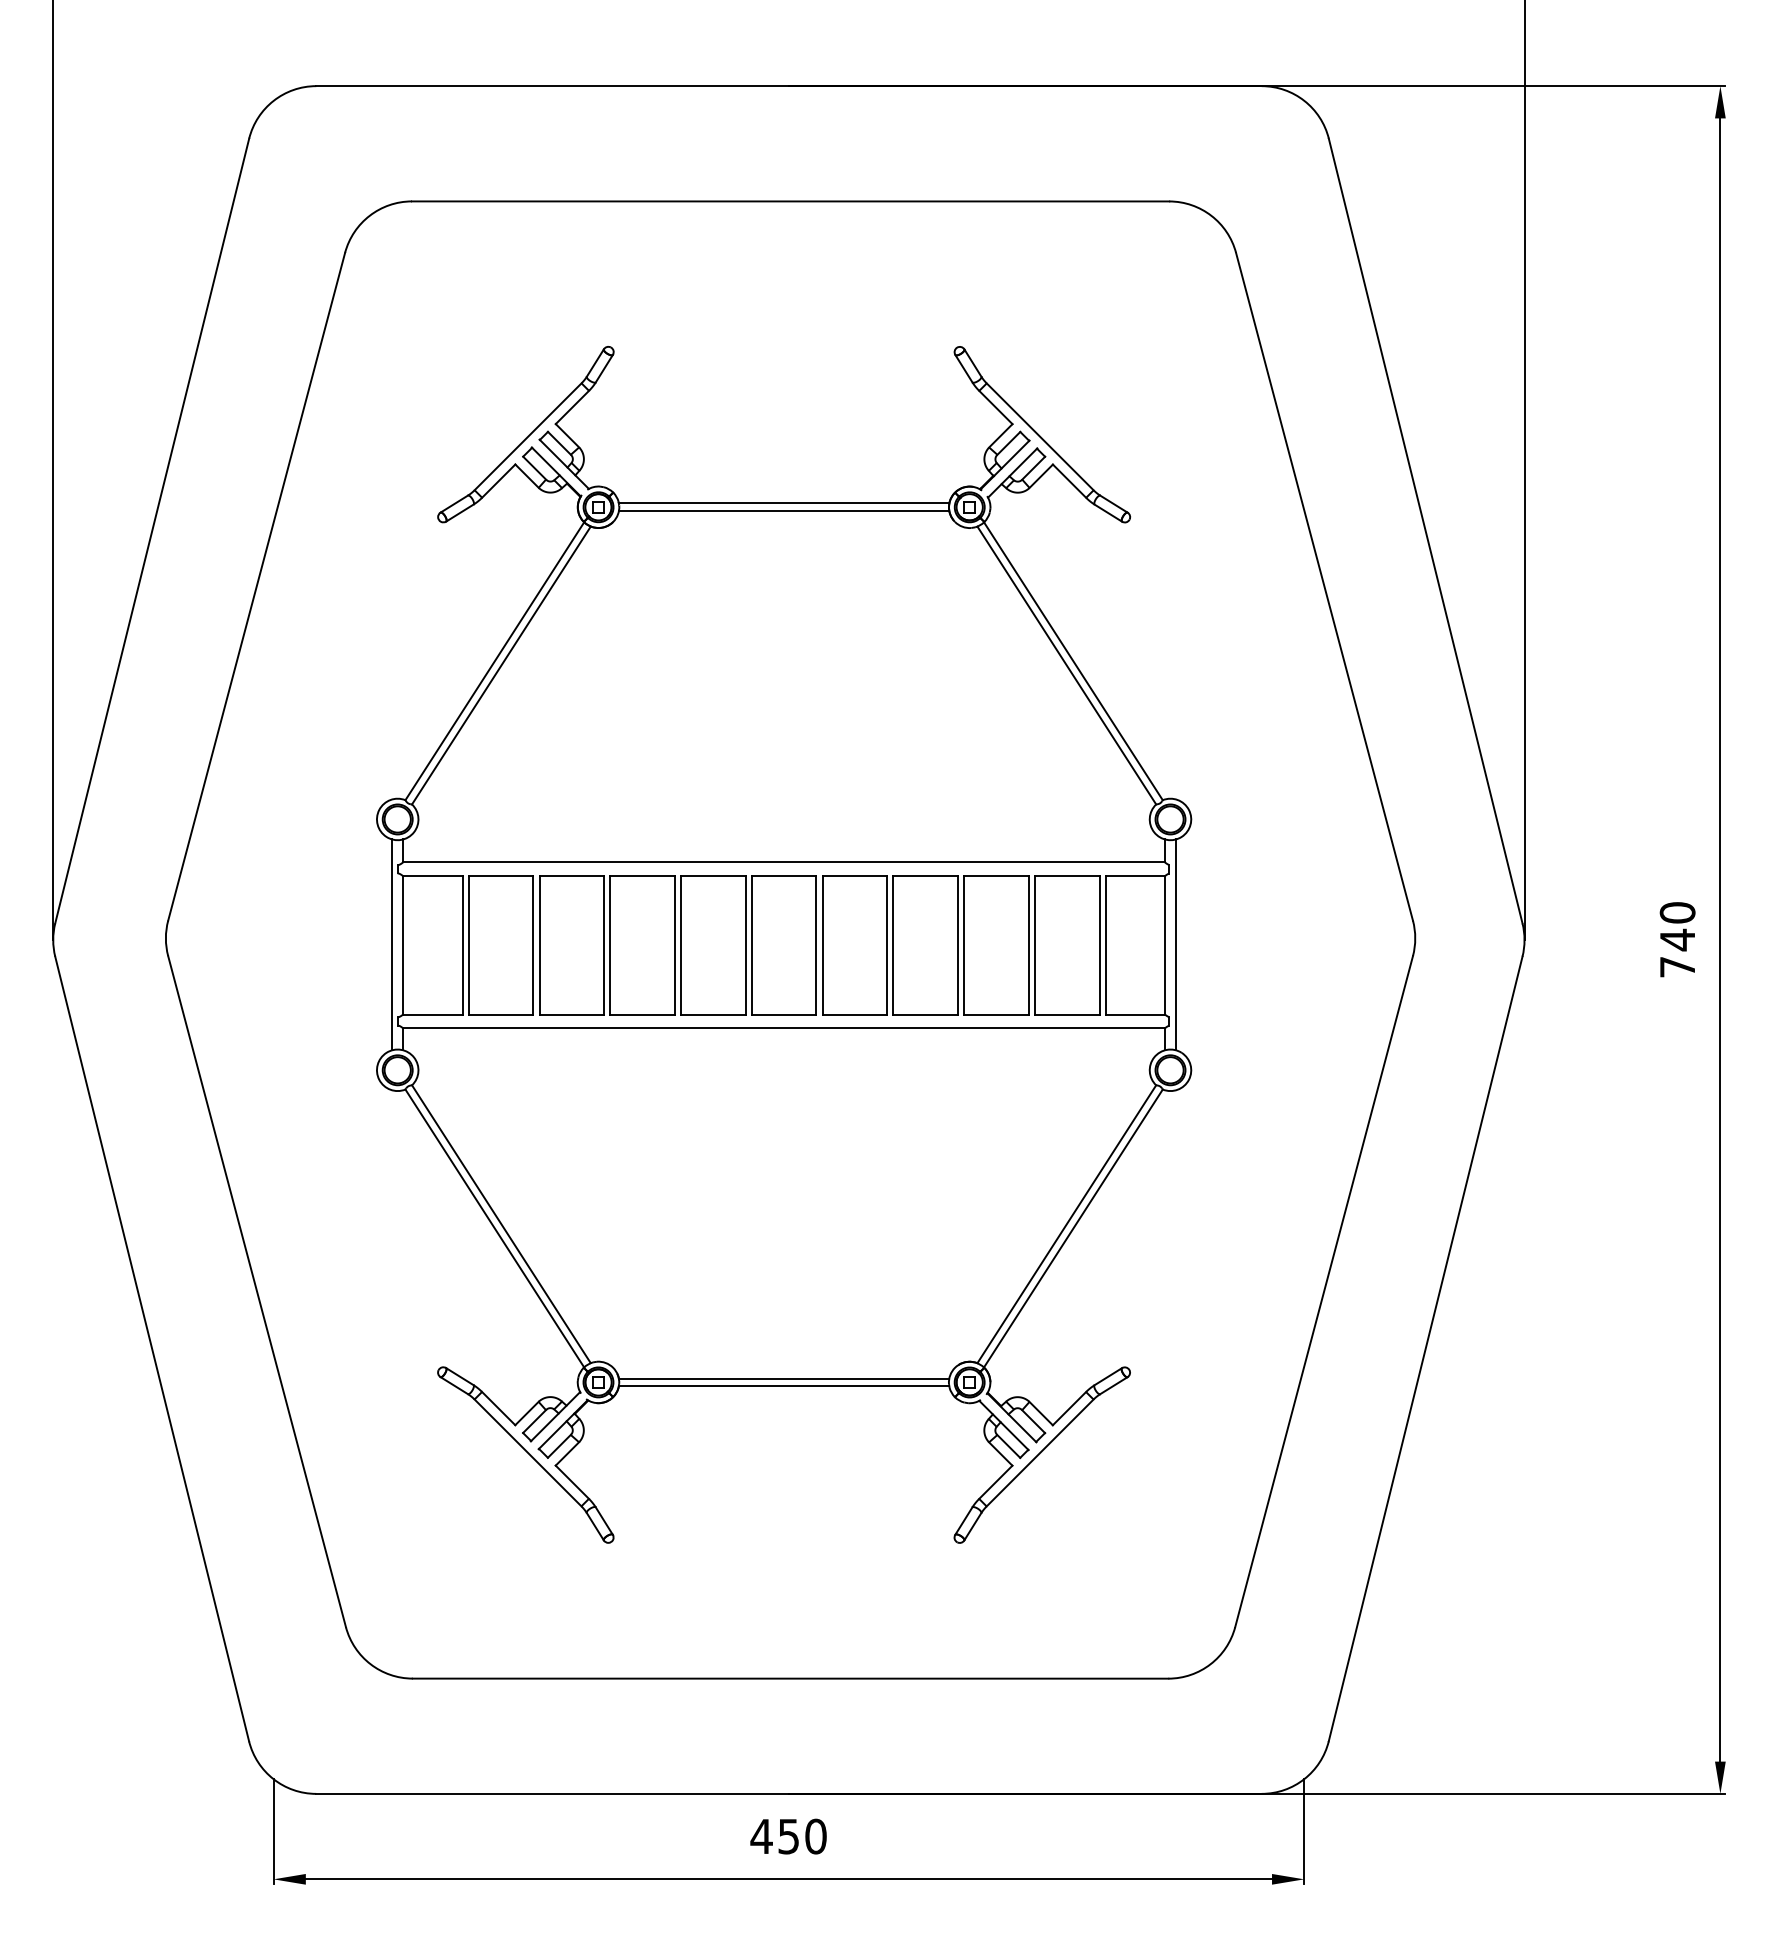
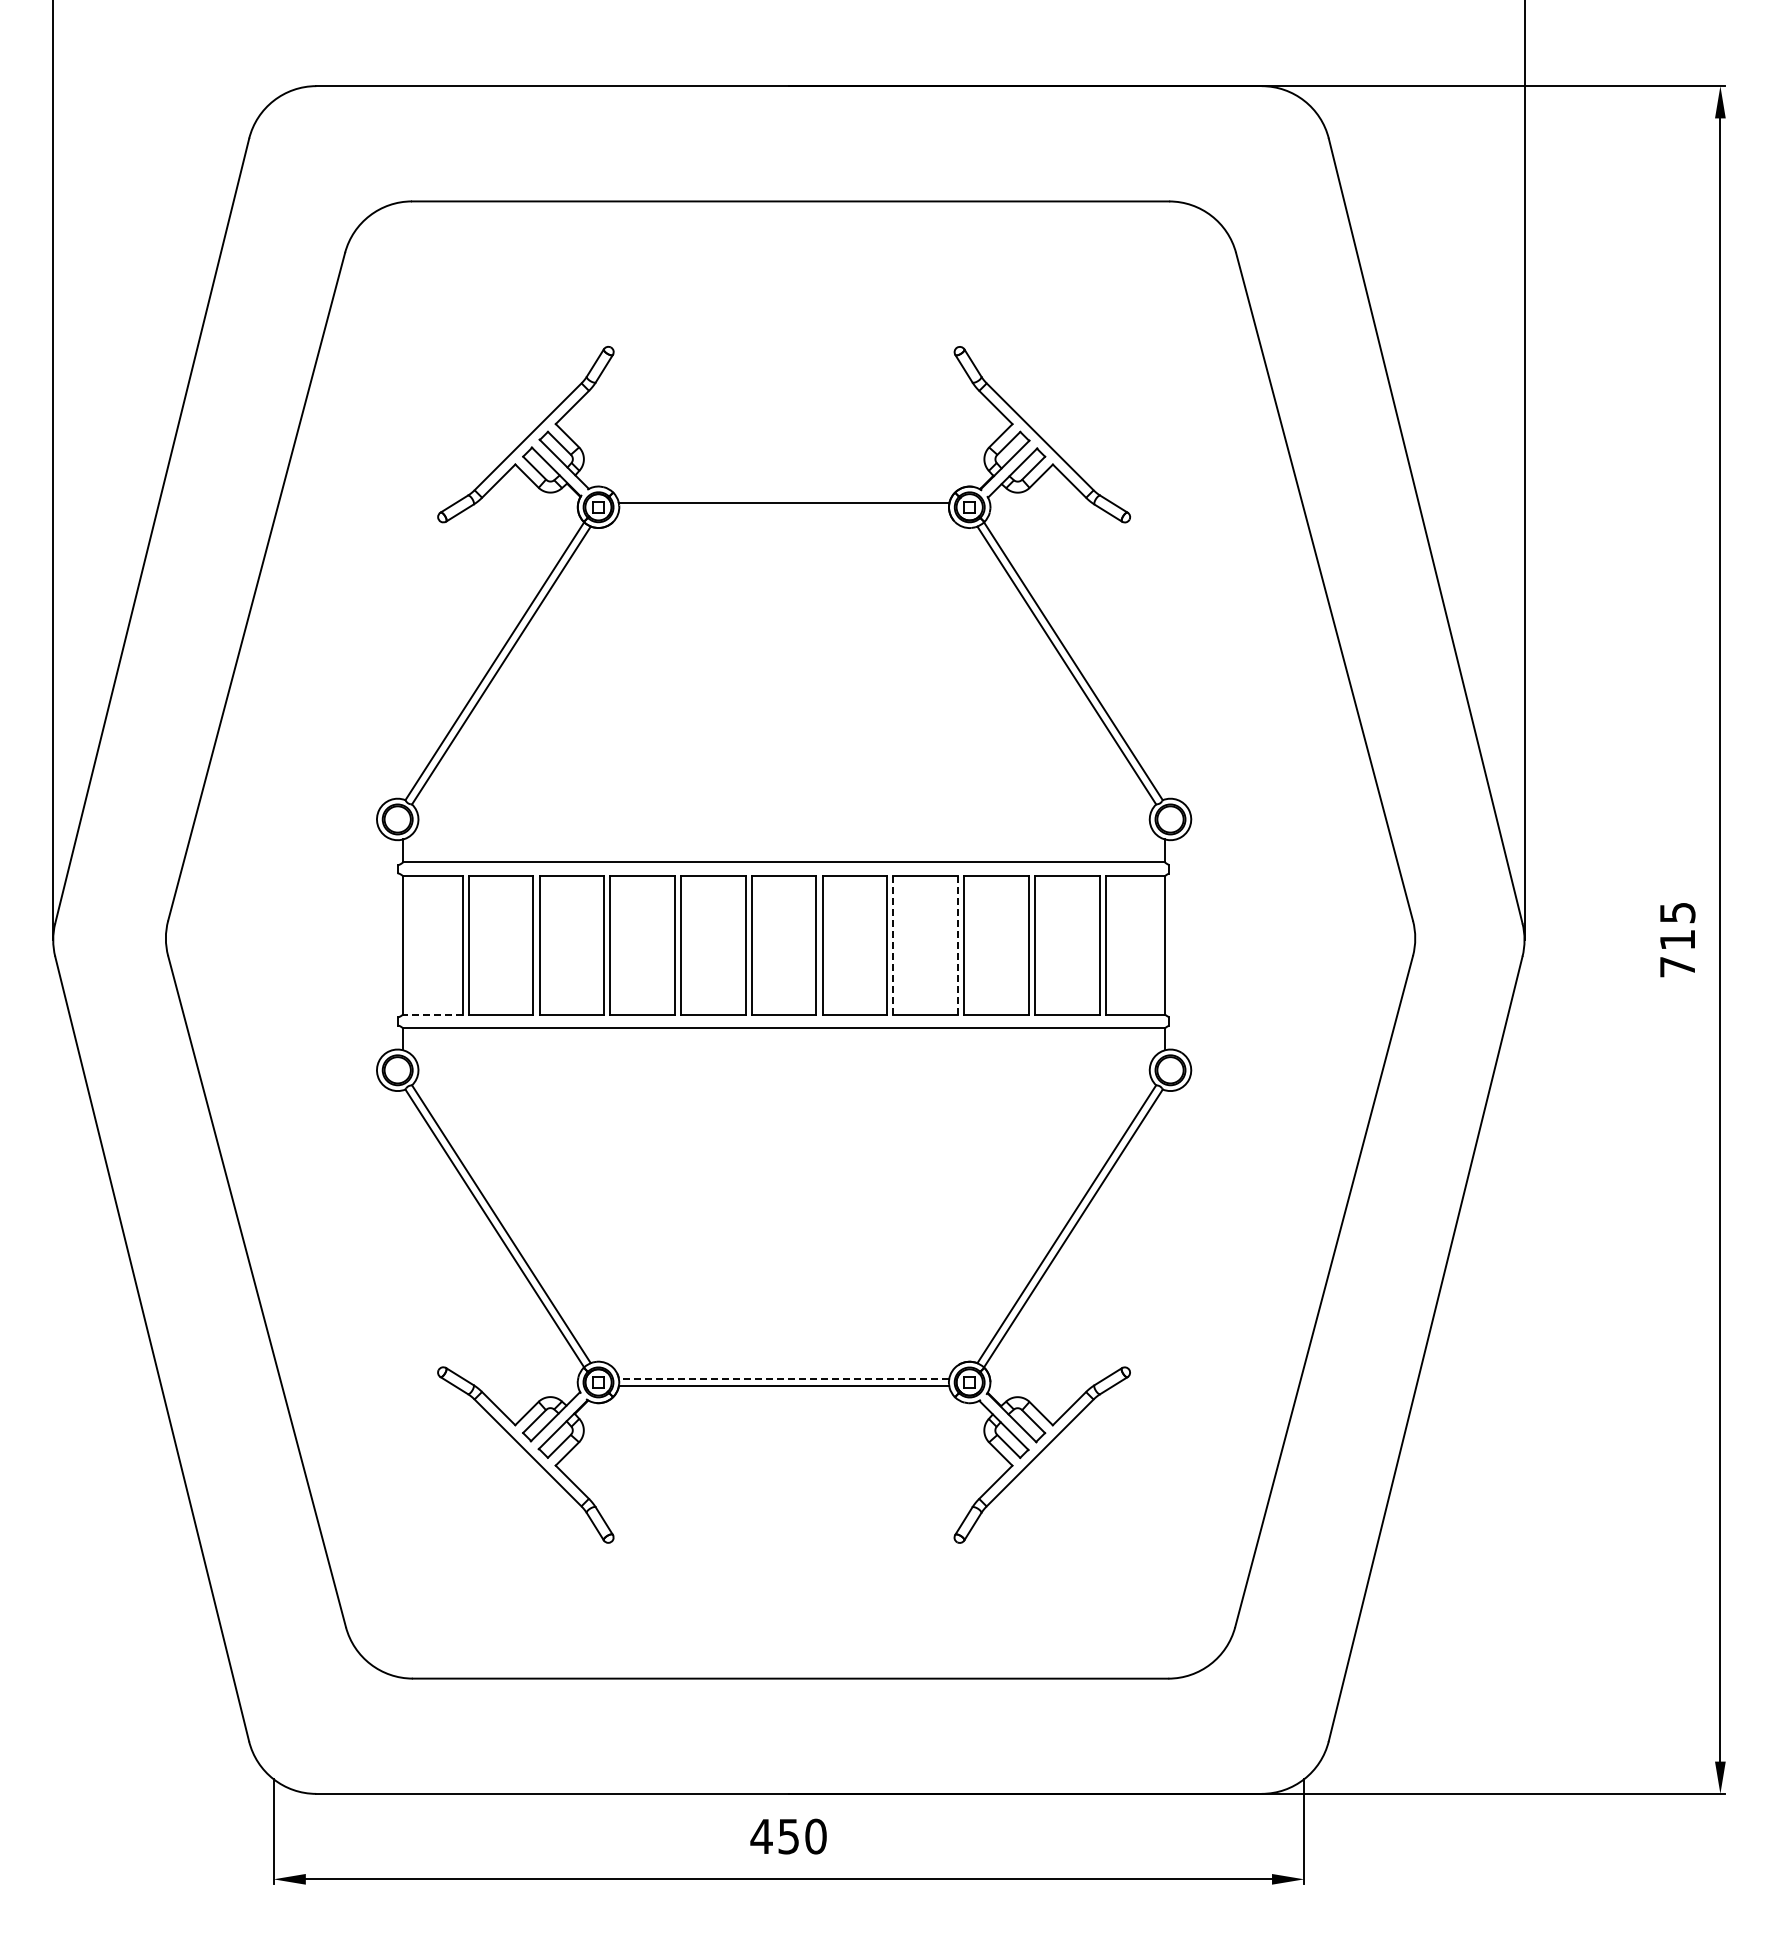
line: present -> none (783, 511)
text: 740 -> 715 (1677, 926)
line: present -> none (392, 944)
line: solid -> dashed (893, 944)
line: present -> none (1175, 944)
line: solid -> dashed (957, 945)
line: solid -> dashed (432, 1014)
line: solid -> dashed (783, 1378)
